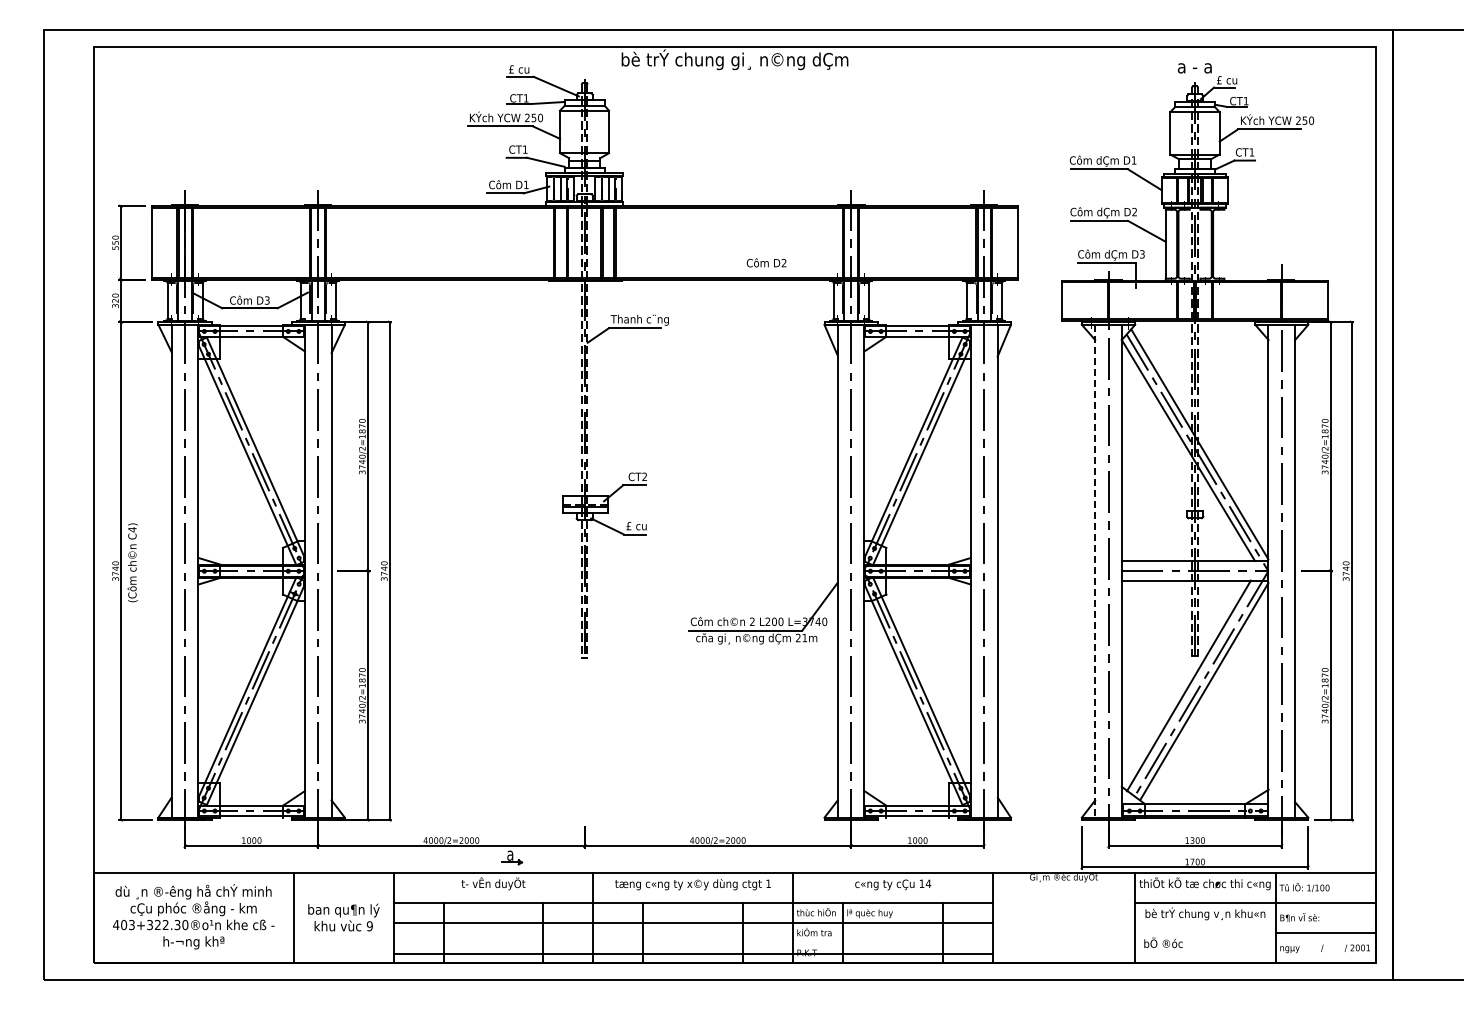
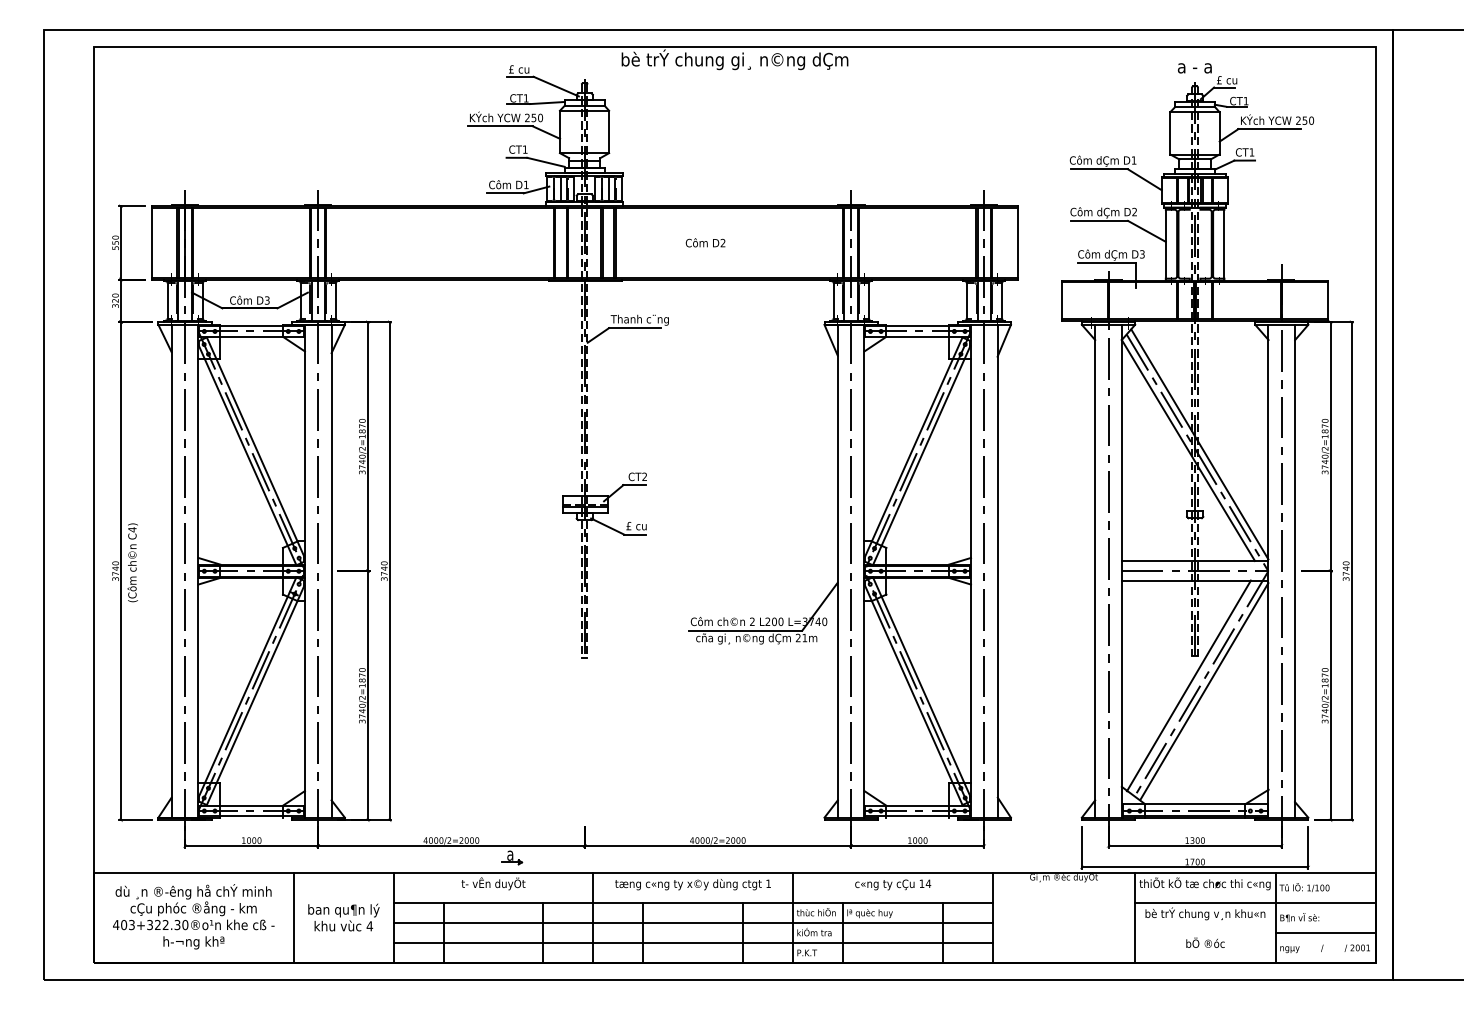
line: none -> present (1224, 243)
text position: (766, 262) -> (705, 242) (705, 242)
line: dashed -> solid (1095, 571)
text: 9 -> 4 (369, 926)
text position: (1163, 942) -> (1205, 942) (1205, 942)
line position: (693, 953) -> (693, 942) (693, 942)
